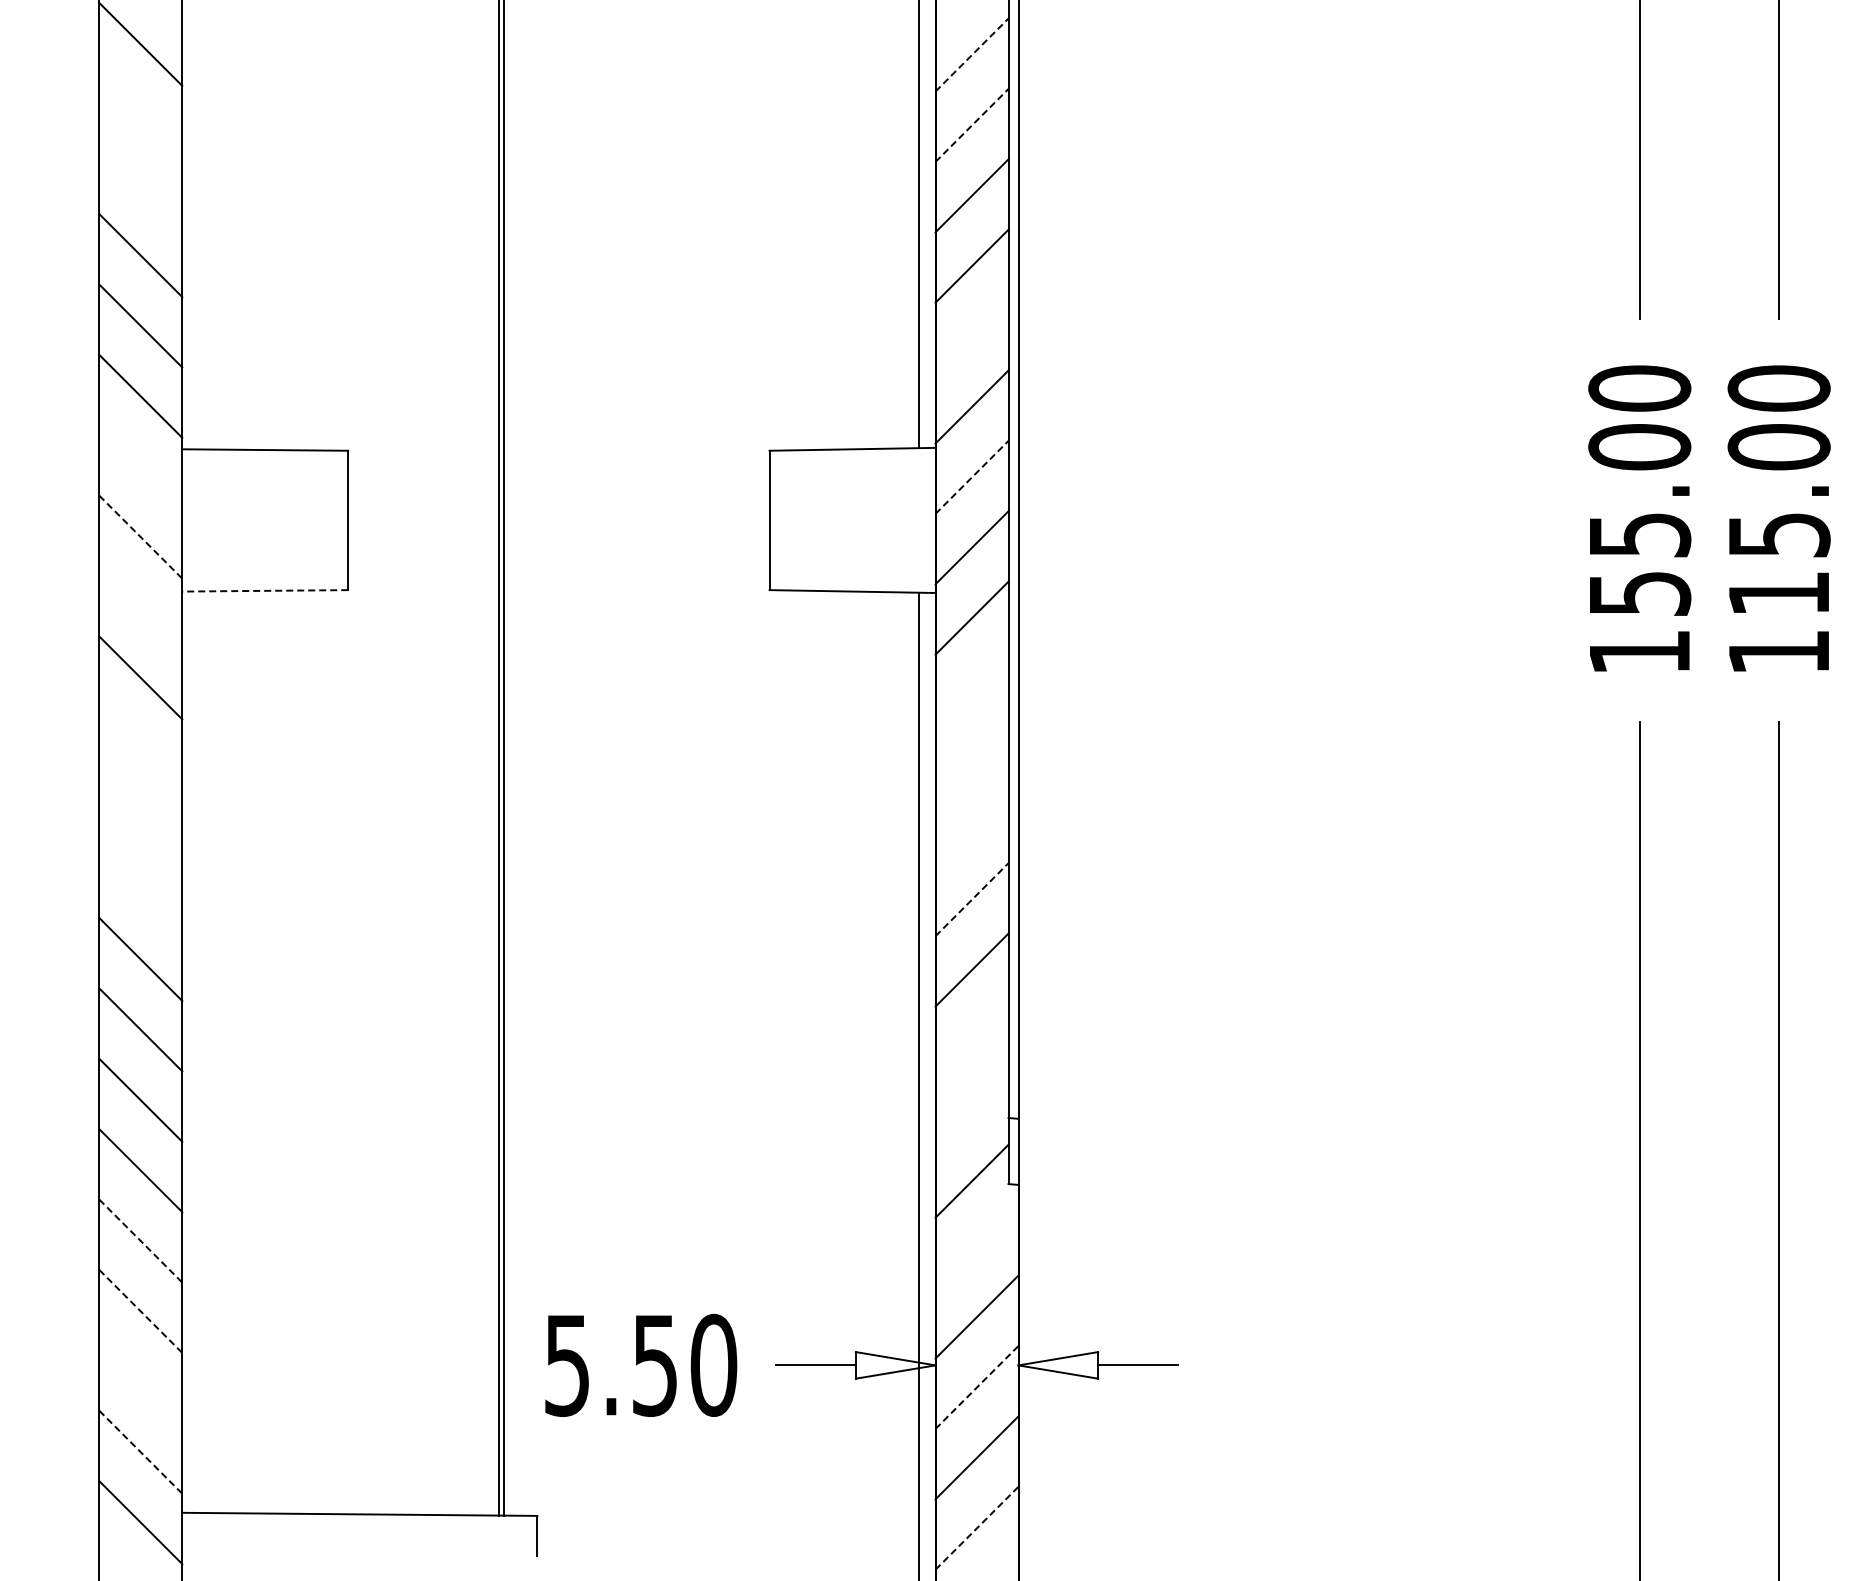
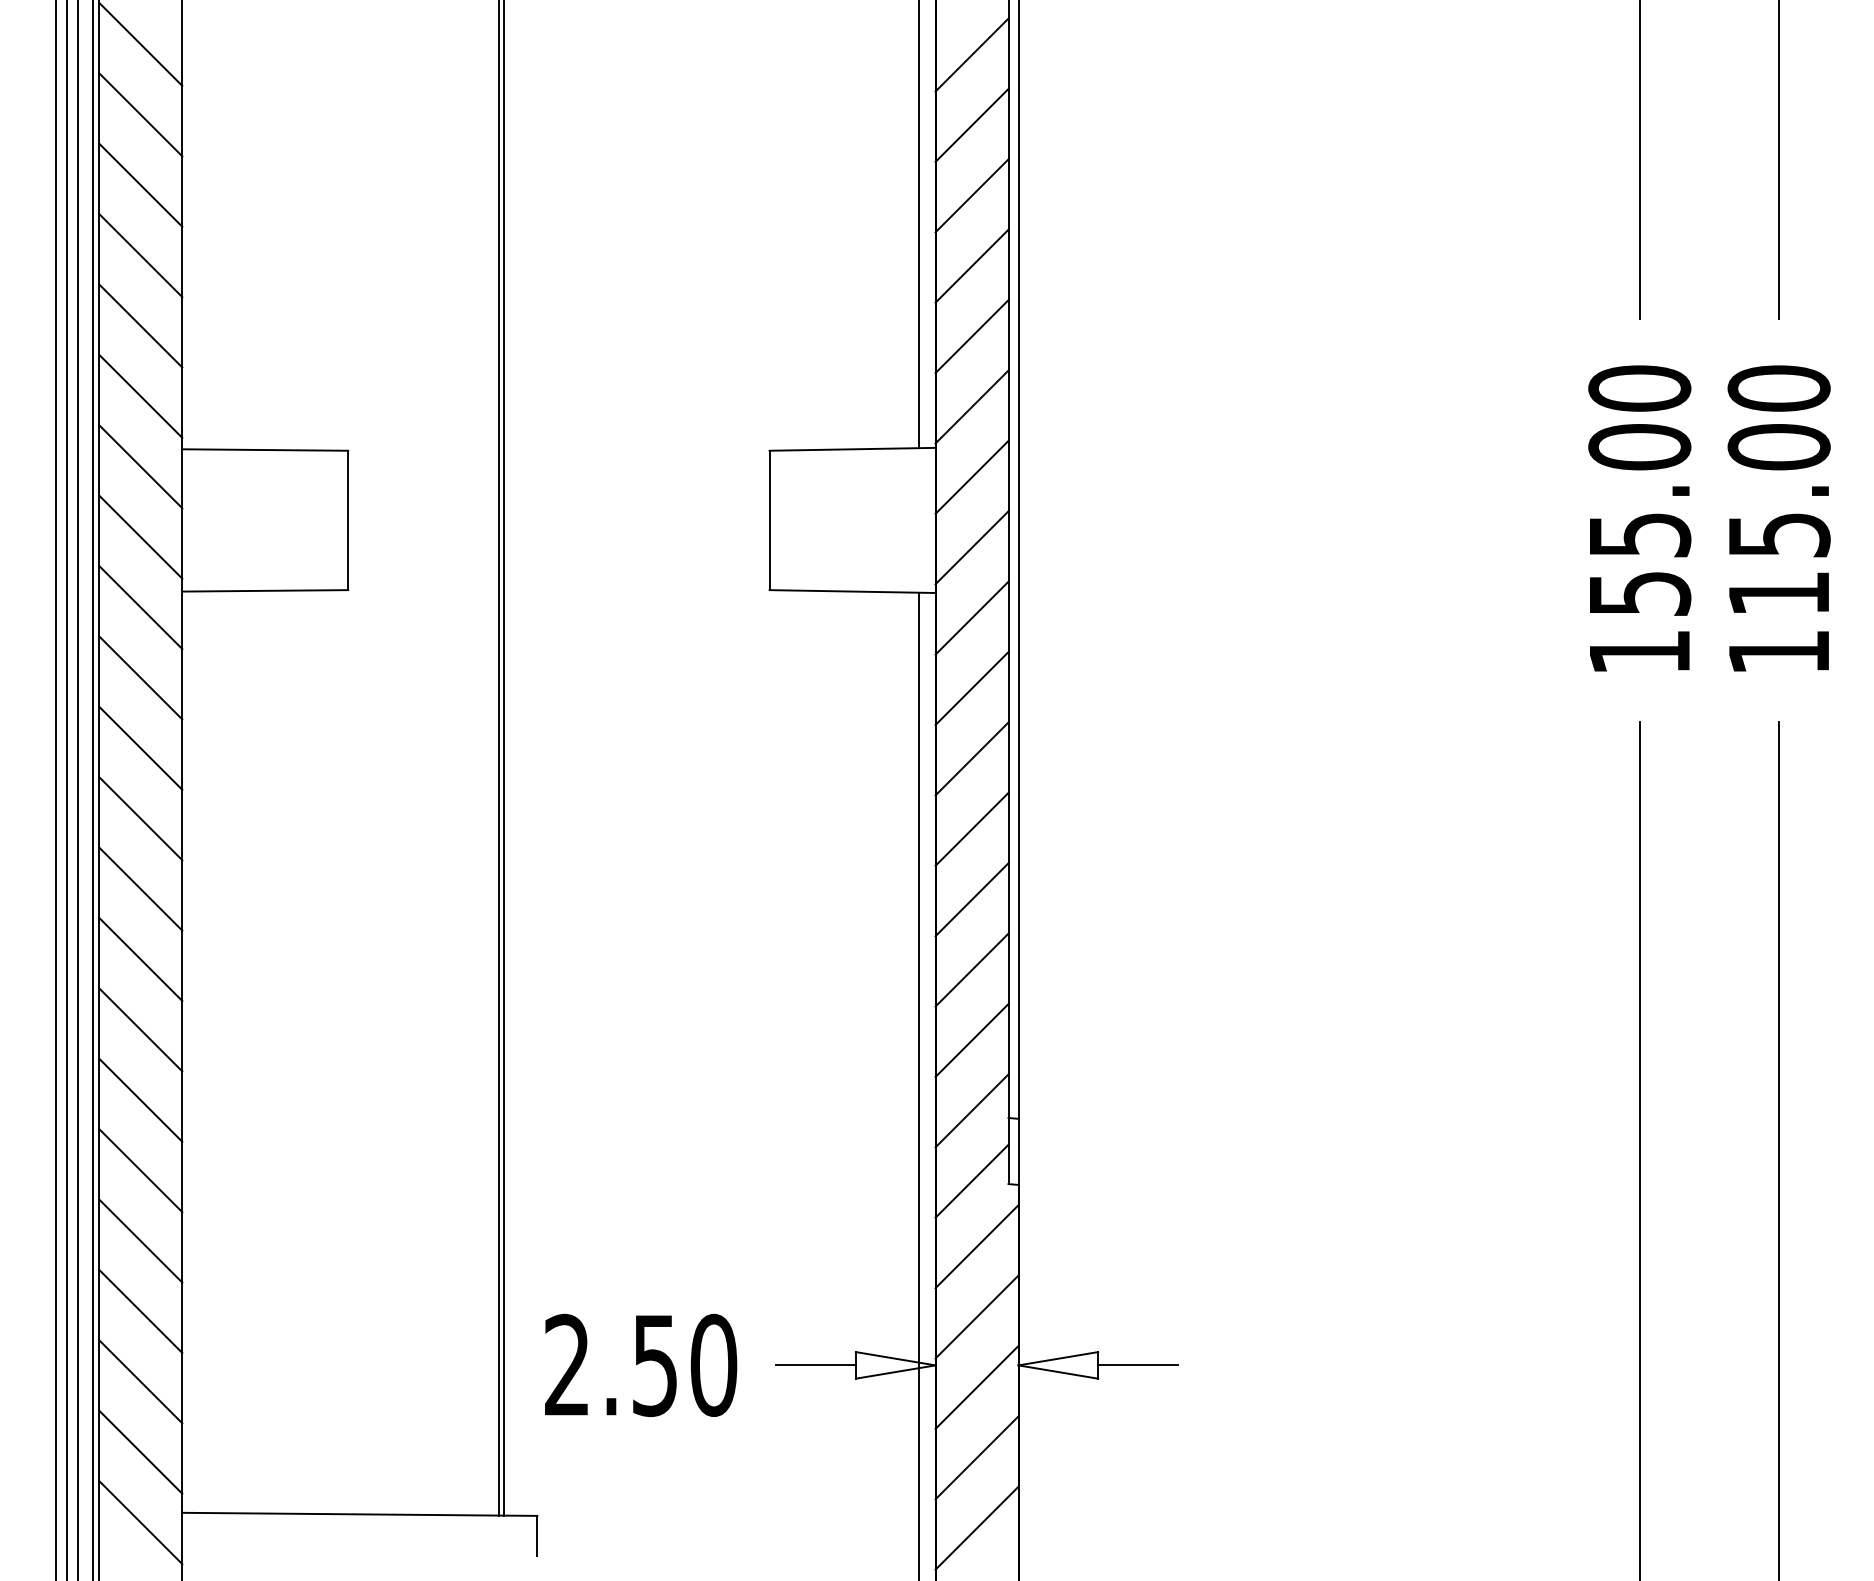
line: dashed -> solid (972, 55)
line: none -> present (140, 114)
line: dashed -> solid (972, 125)
line: none -> present (140, 184)
line: none -> present (971, 336)
line: none -> present (140, 466)
line: dashed -> solid (972, 477)
line: dashed -> solid (140, 537)
line: dashed -> solid (265, 590)
line: none -> present (140, 607)
line: none -> present (971, 688)
line: none -> present (140, 747)
line: none -> present (971, 758)
line: none -> present (56, 789)
line: none -> present (66, 789)
line: none -> present (78, 789)
line: none -> present (93, 789)
line: none -> present (140, 818)
line: none -> present (971, 828)
line: none -> present (140, 888)
line: dashed -> solid (972, 899)
line: none -> present (971, 1040)
line: none -> present (971, 1110)
line: dashed -> solid (140, 1241)
line: none -> present (976, 1246)
line: dashed -> solid (140, 1311)
text: 5.50 -> 2.50 (566, 1364)
line: none -> present (140, 1381)
line: dashed -> solid (977, 1387)
line: dashed -> solid (140, 1452)
line: dashed -> solid (977, 1528)
